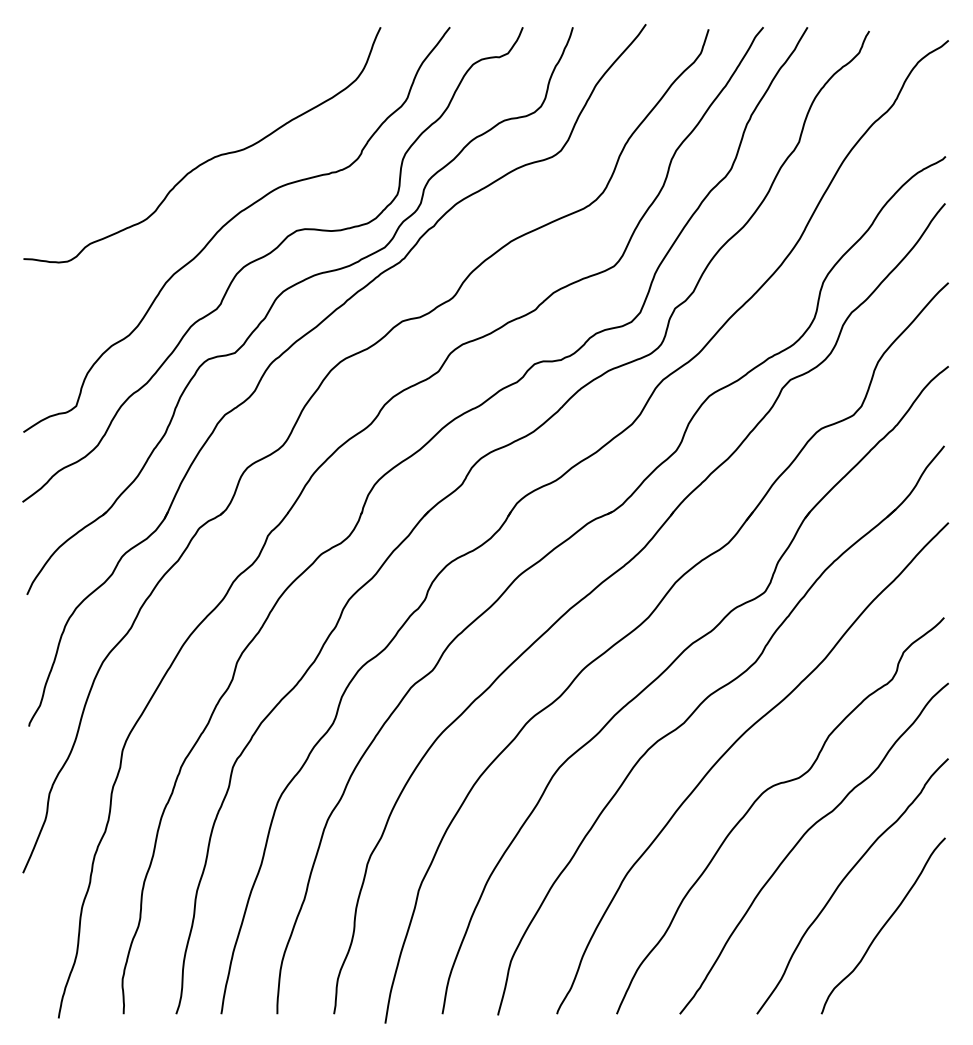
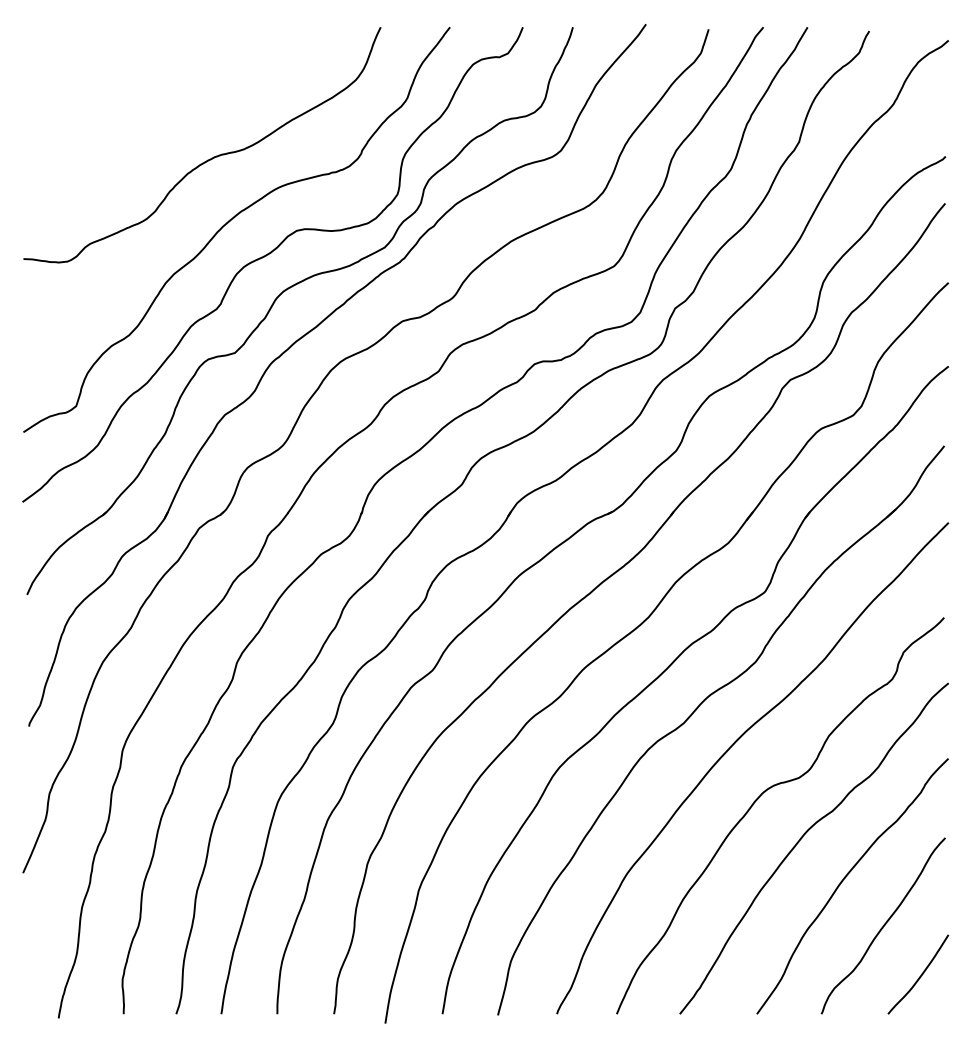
curve: none -> present (920, 975)
